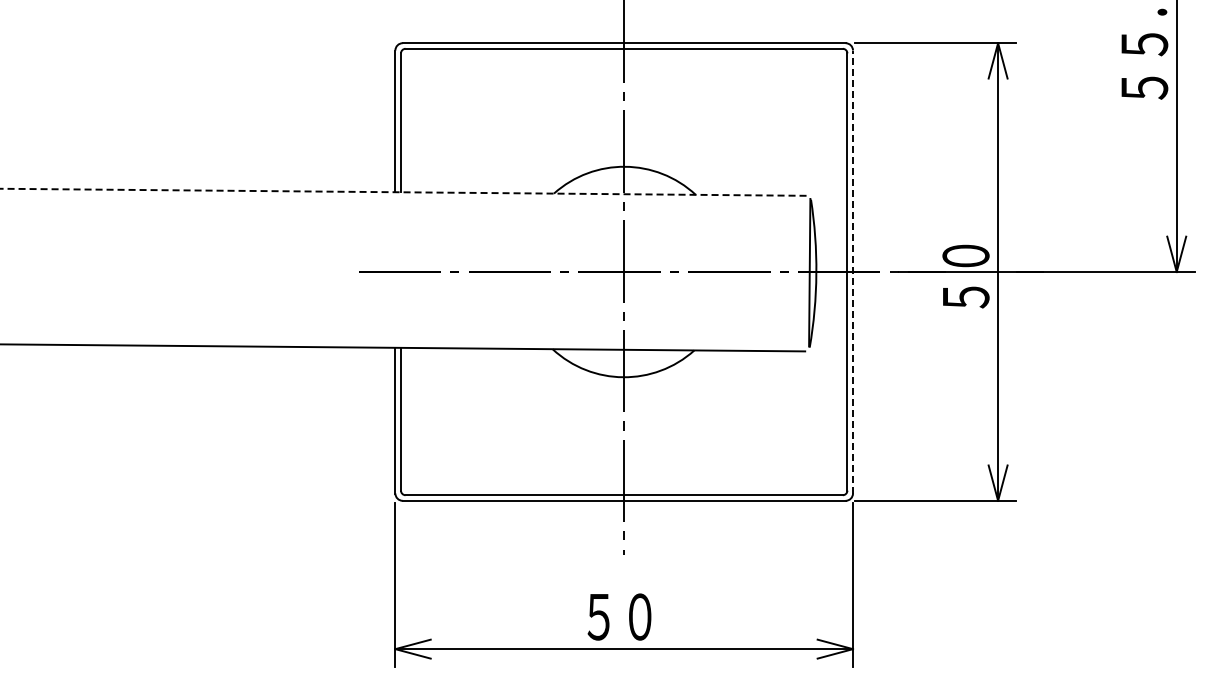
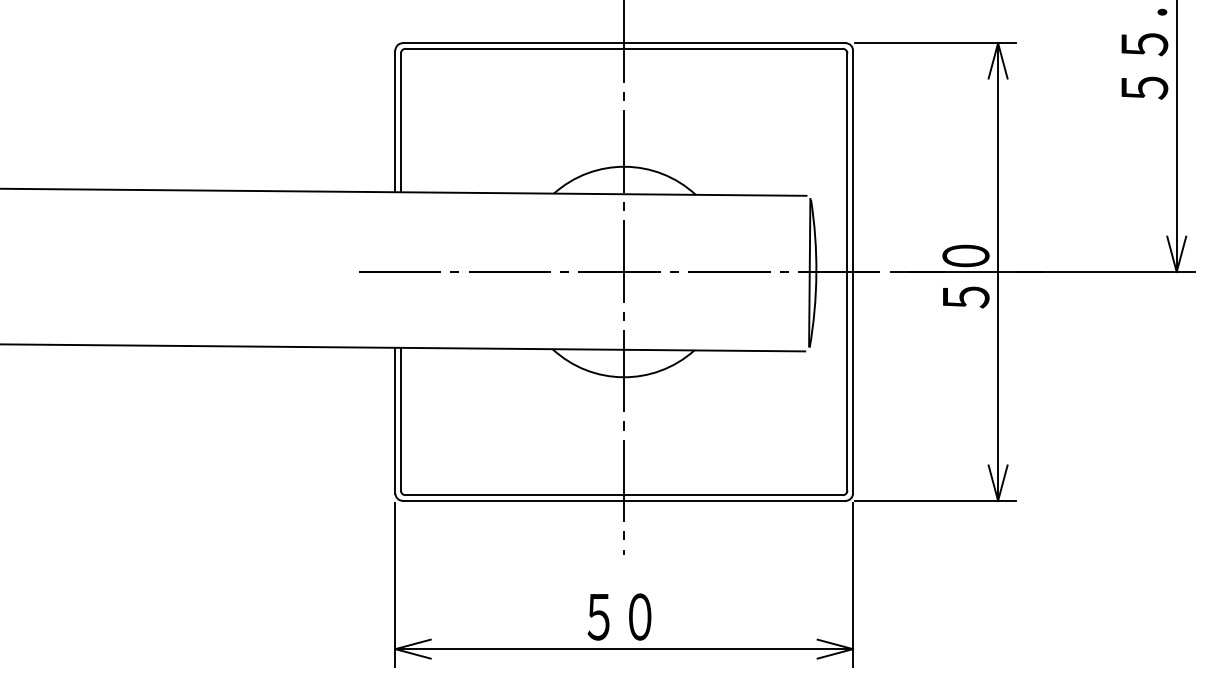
line: dashed -> solid (403, 192)
line: dashed -> solid (853, 271)
